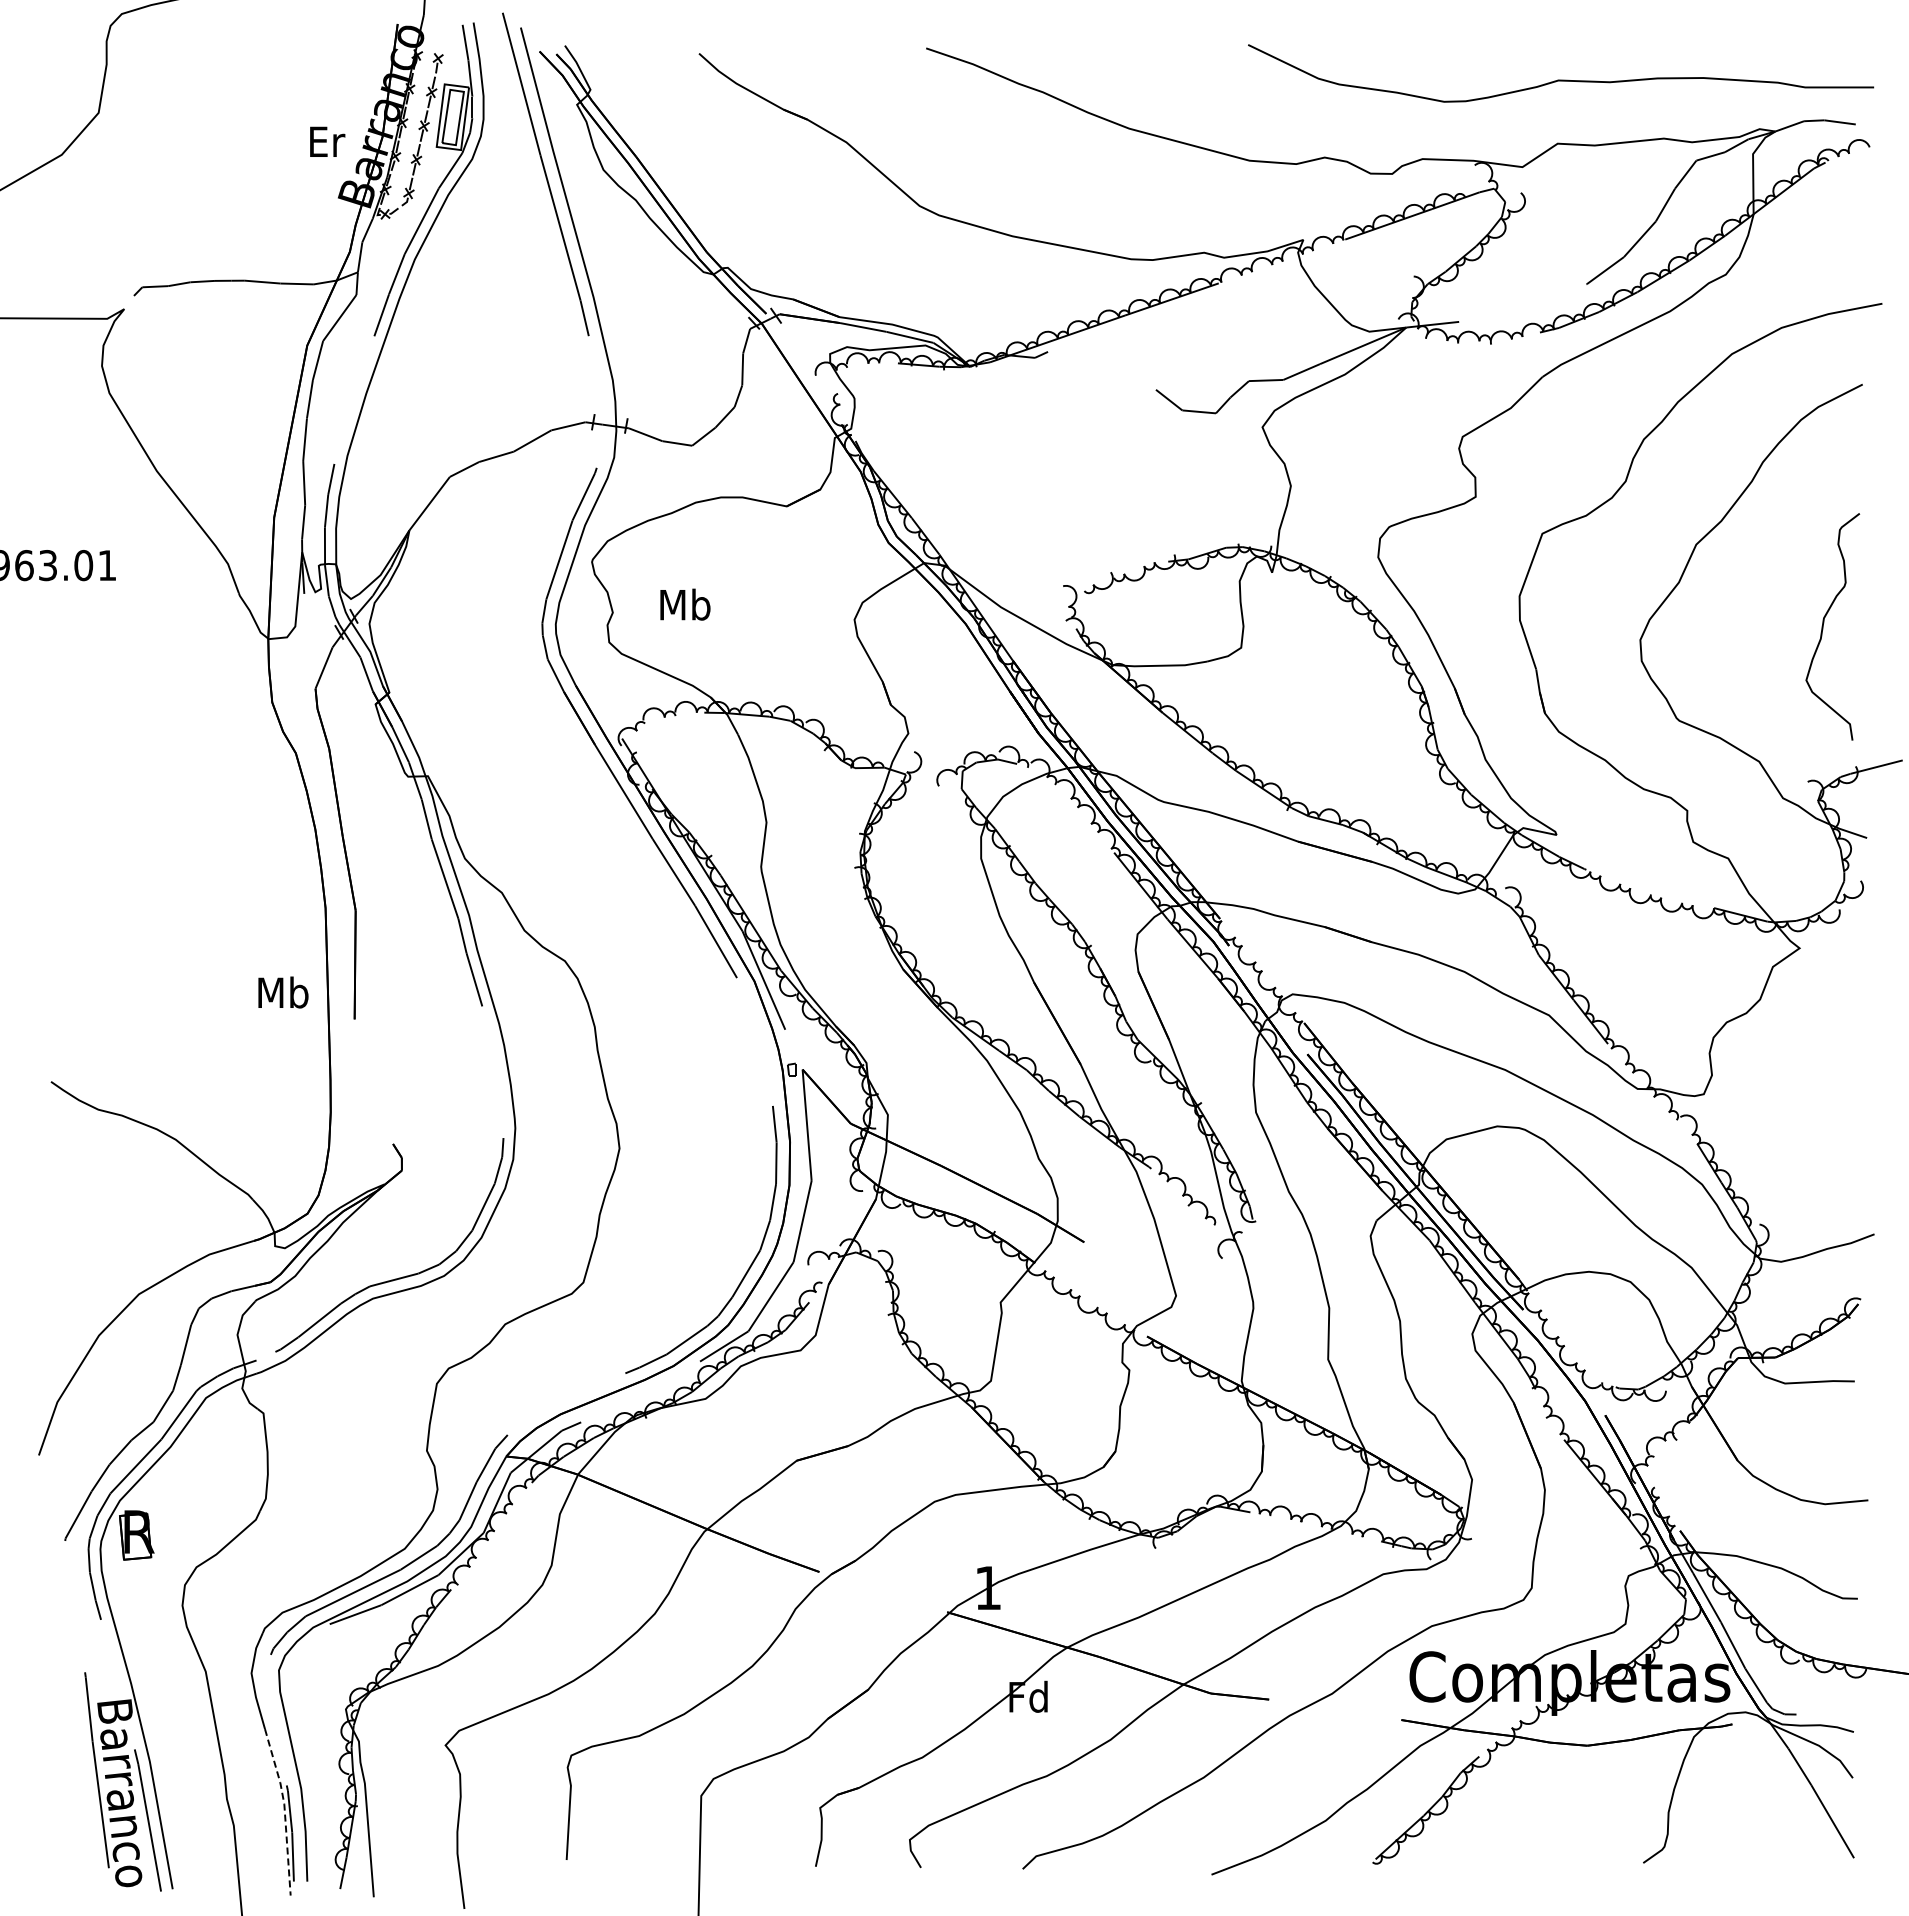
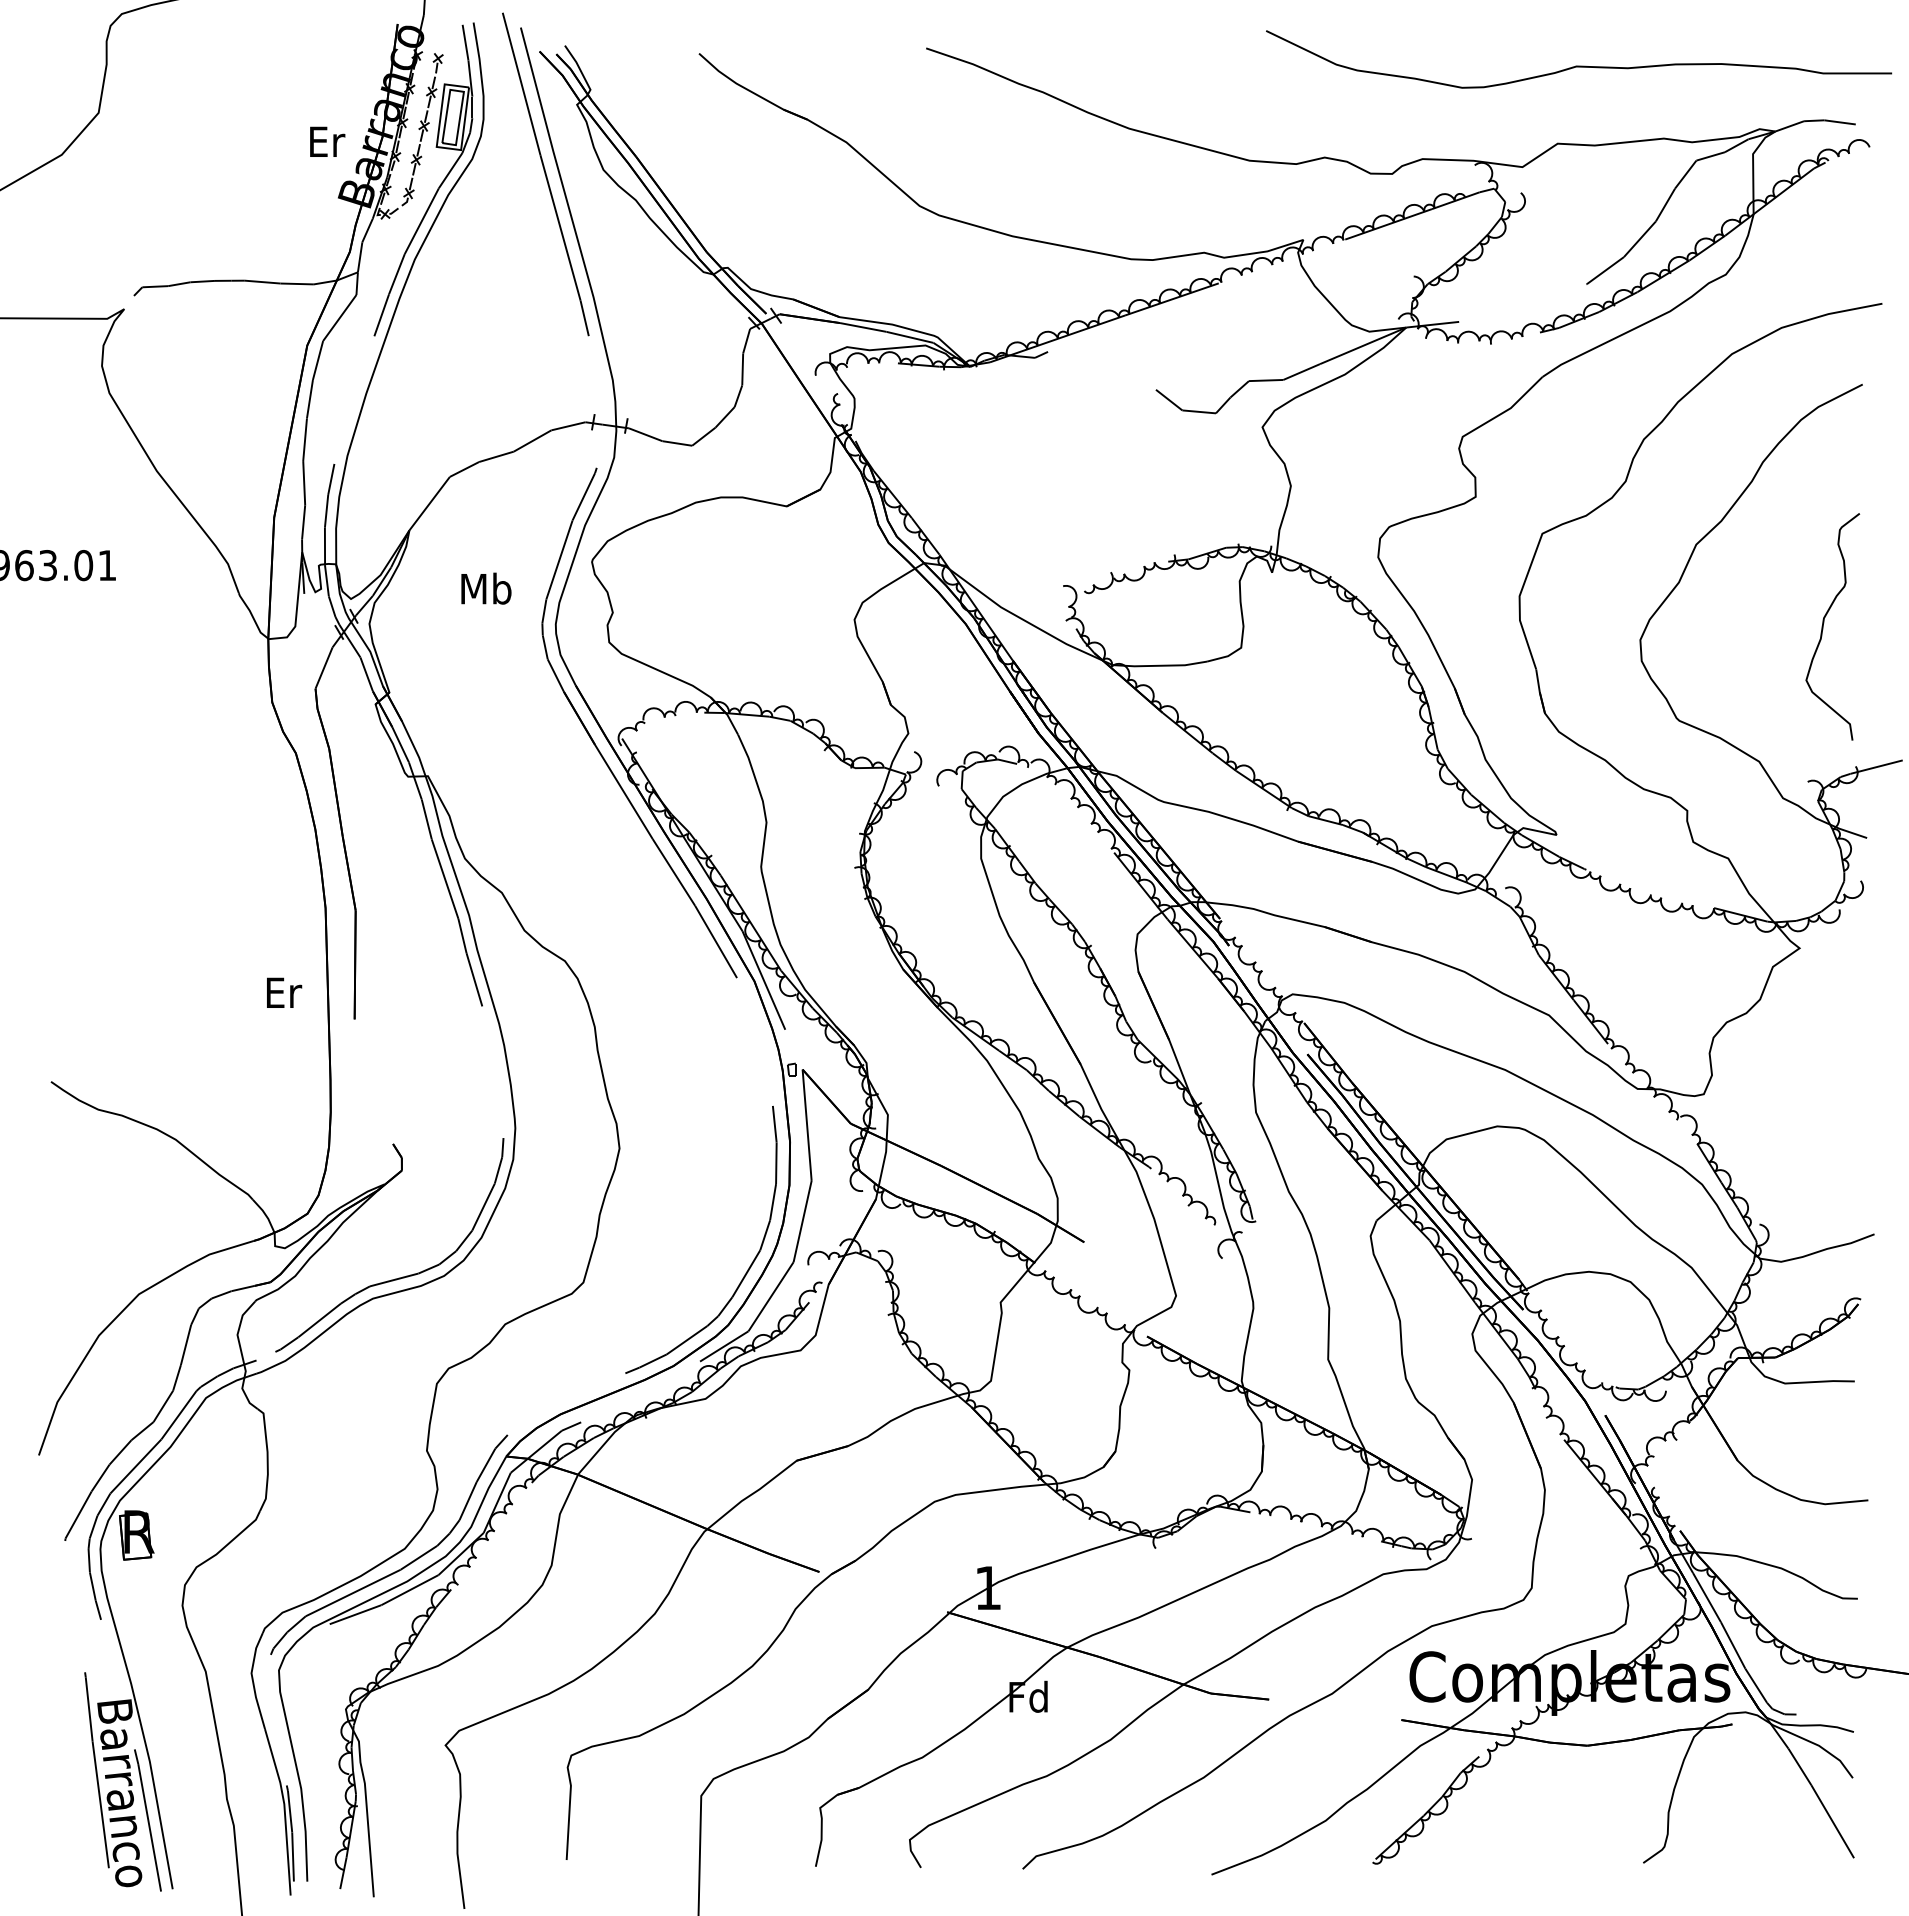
curve position: (1561, 79) -> (1579, 65) (1579, 65)
text position: (685, 604) -> (486, 588) (486, 588)
text: Mb -> Er (283, 992)
line: dashed -> solid (284, 1810)
